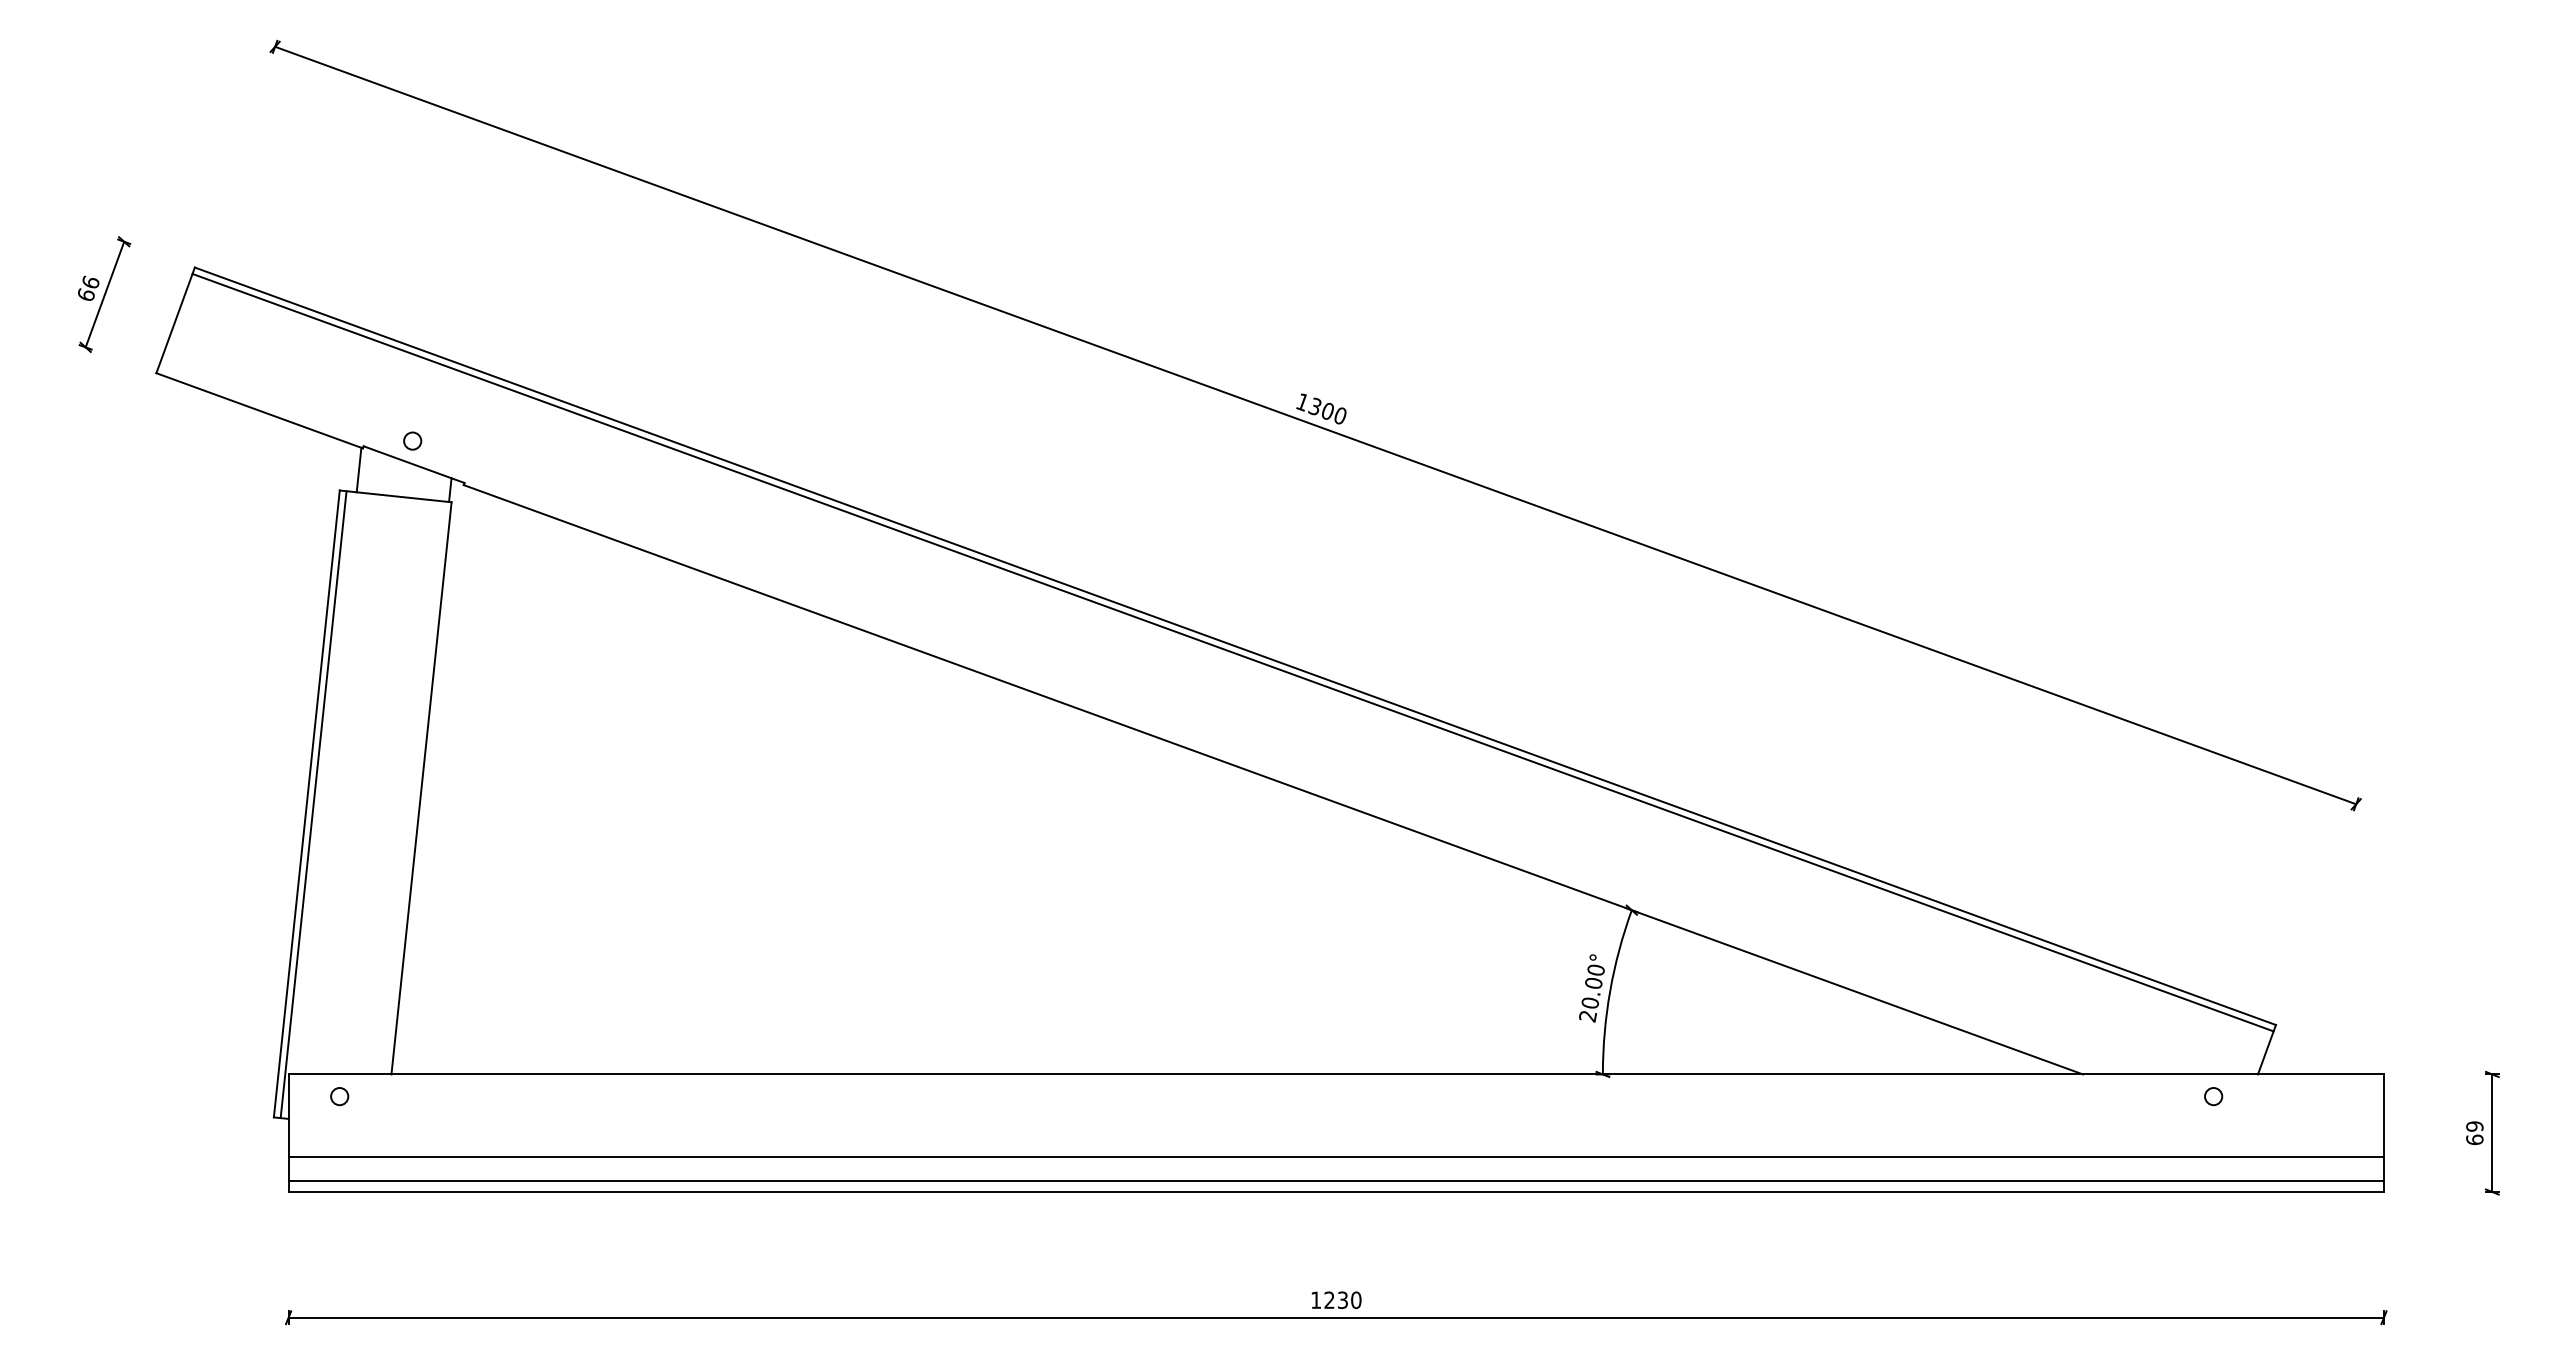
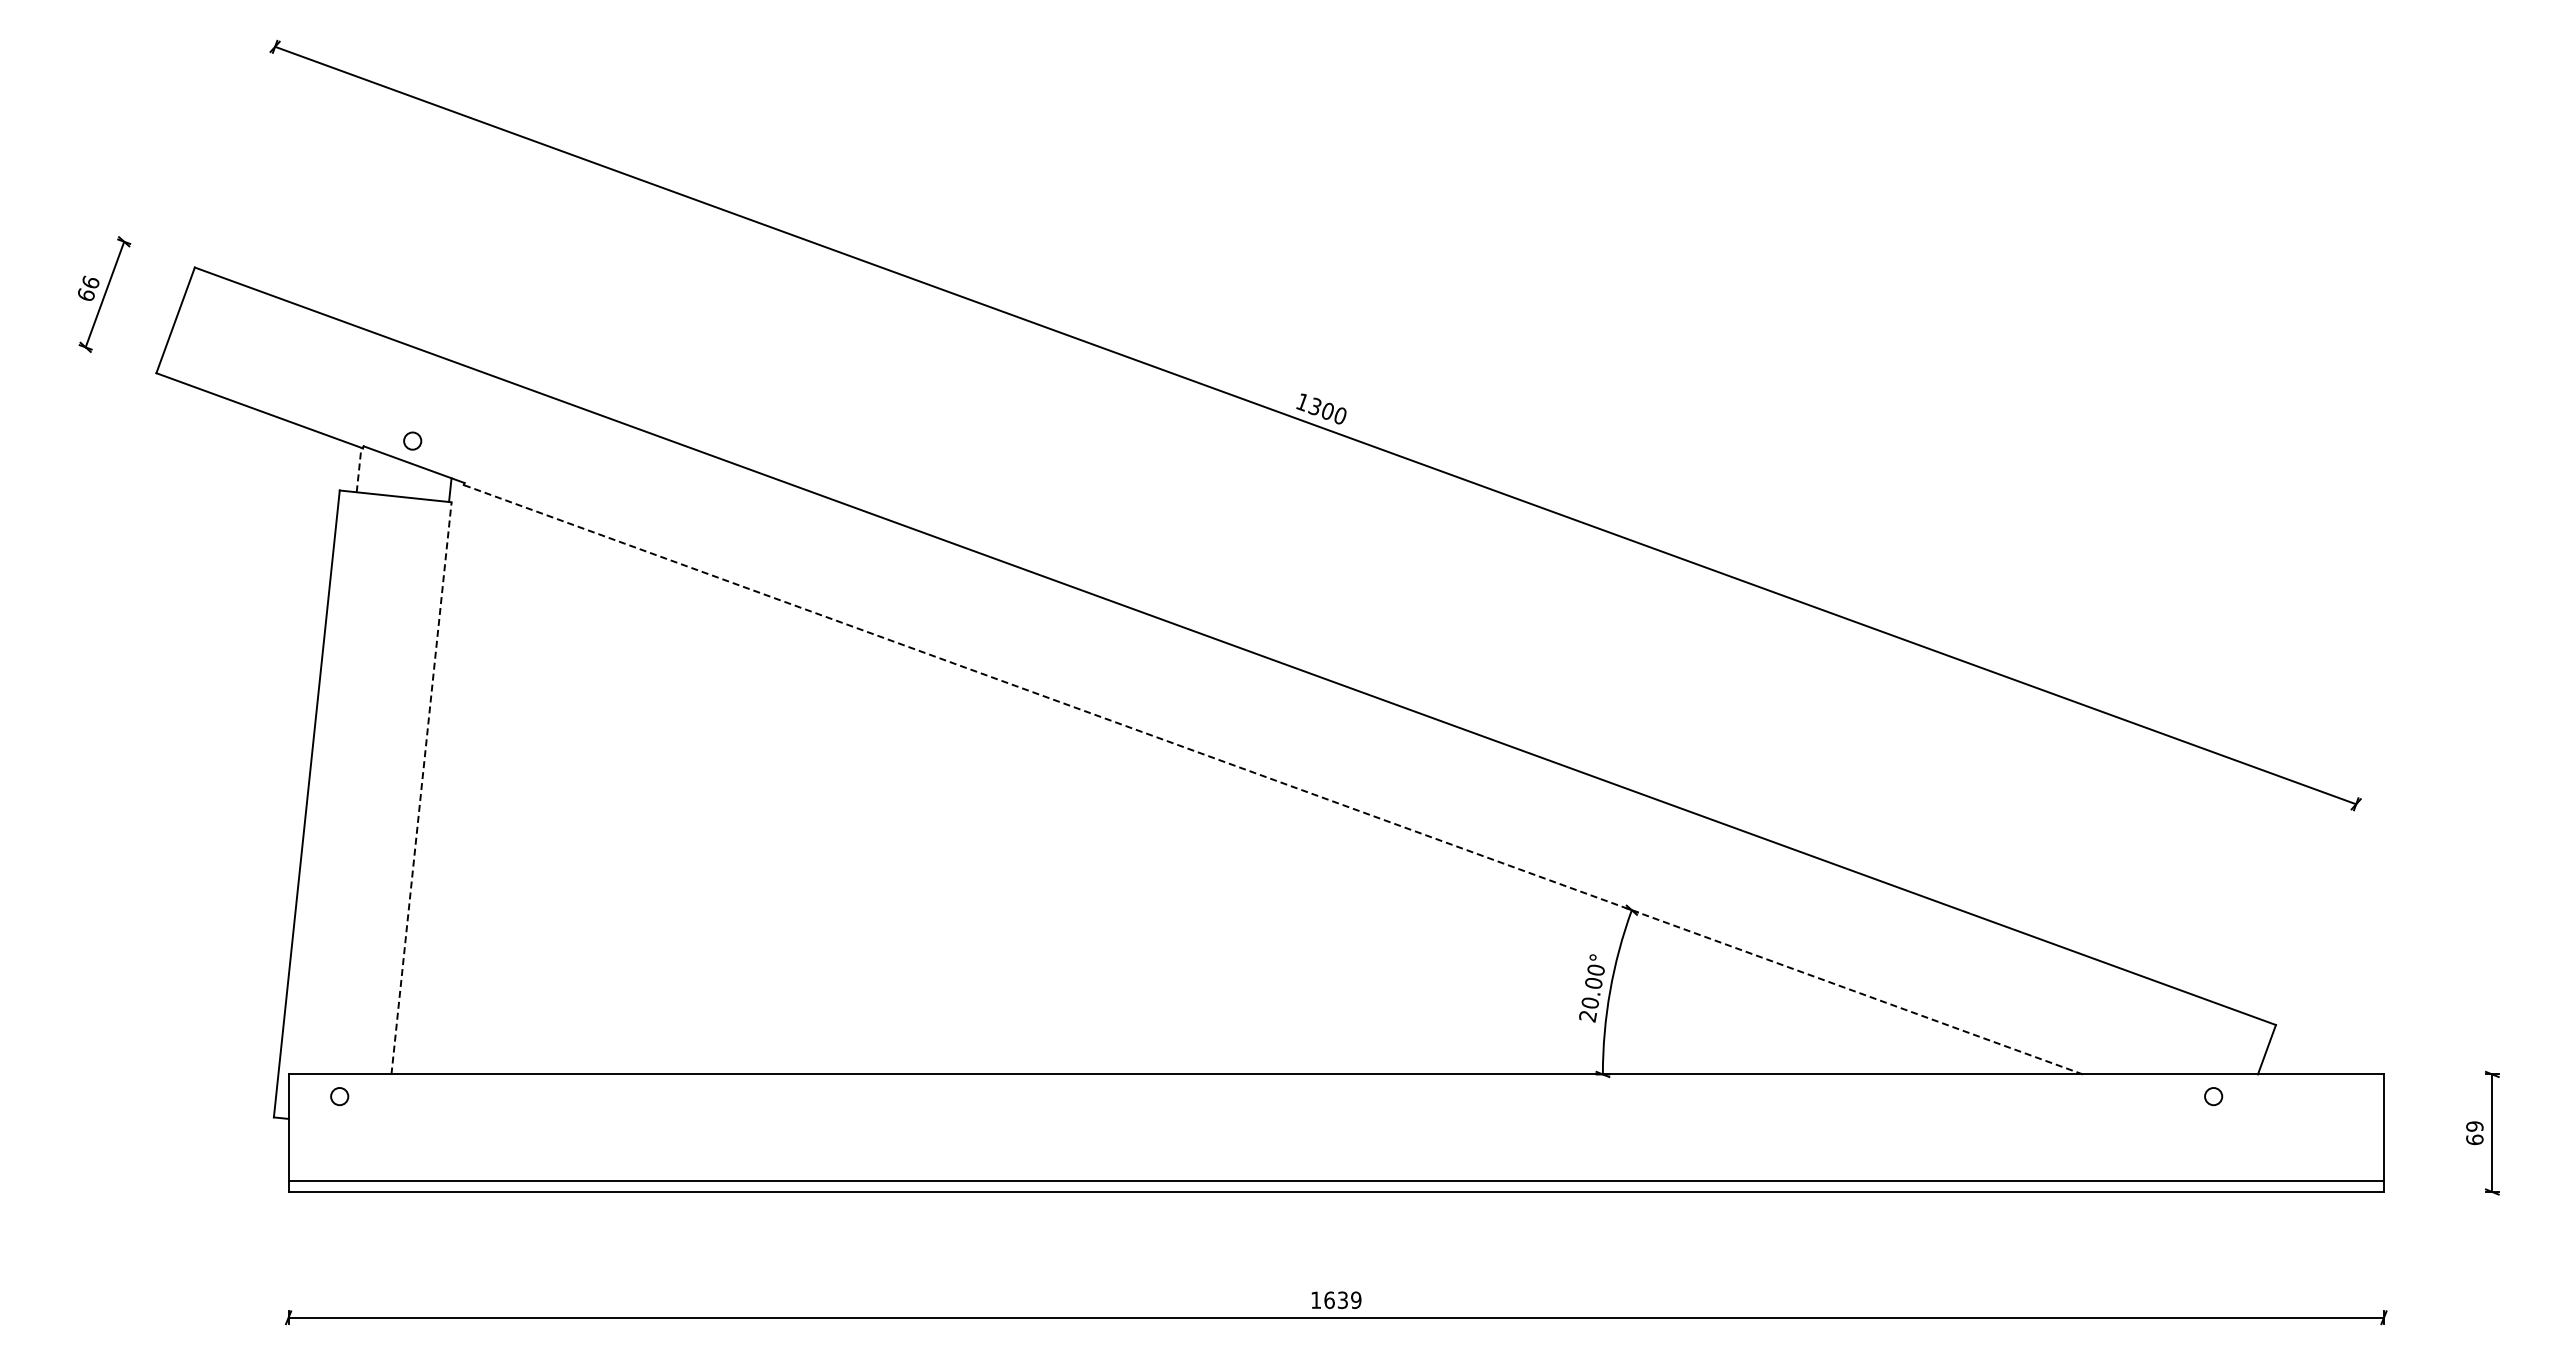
line: solid -> dashed (359, 469)
line: present -> none (1232, 652)
line: solid -> dashed (1273, 779)
line: solid -> dashed (421, 788)
line: present -> none (313, 804)
line: present -> none (1336, 1157)
text: 1230 -> 1639 (1342, 1299)
